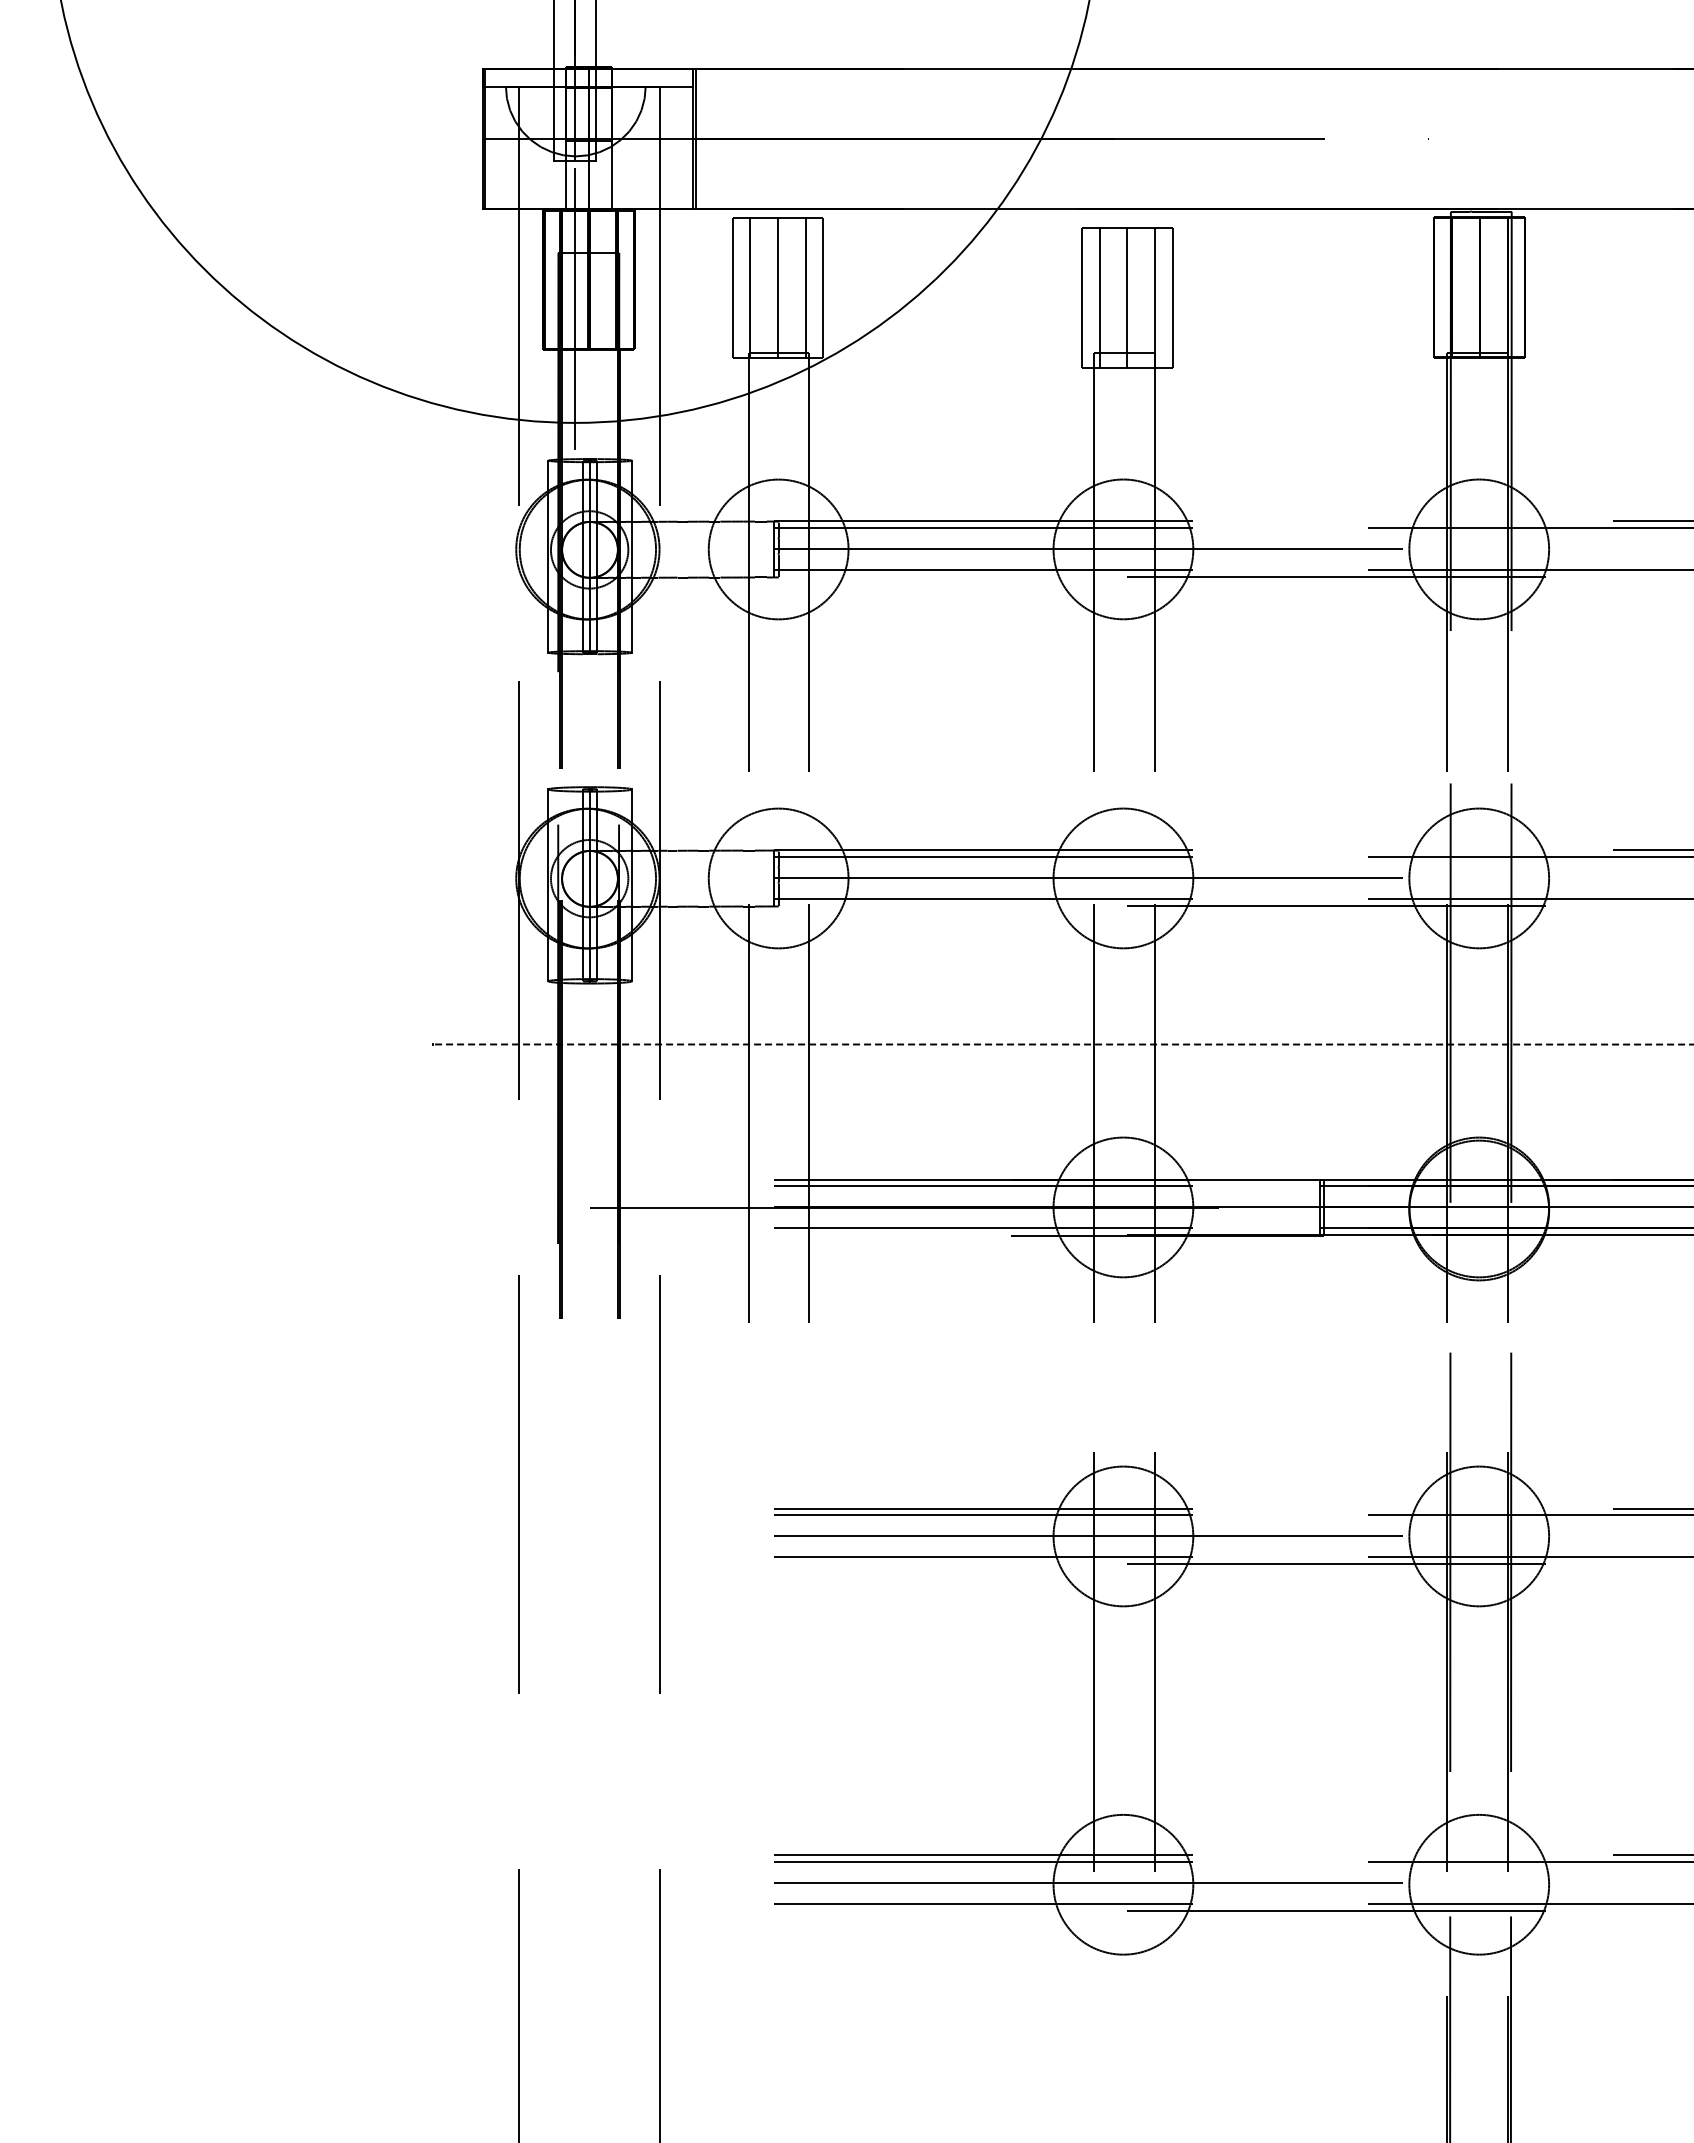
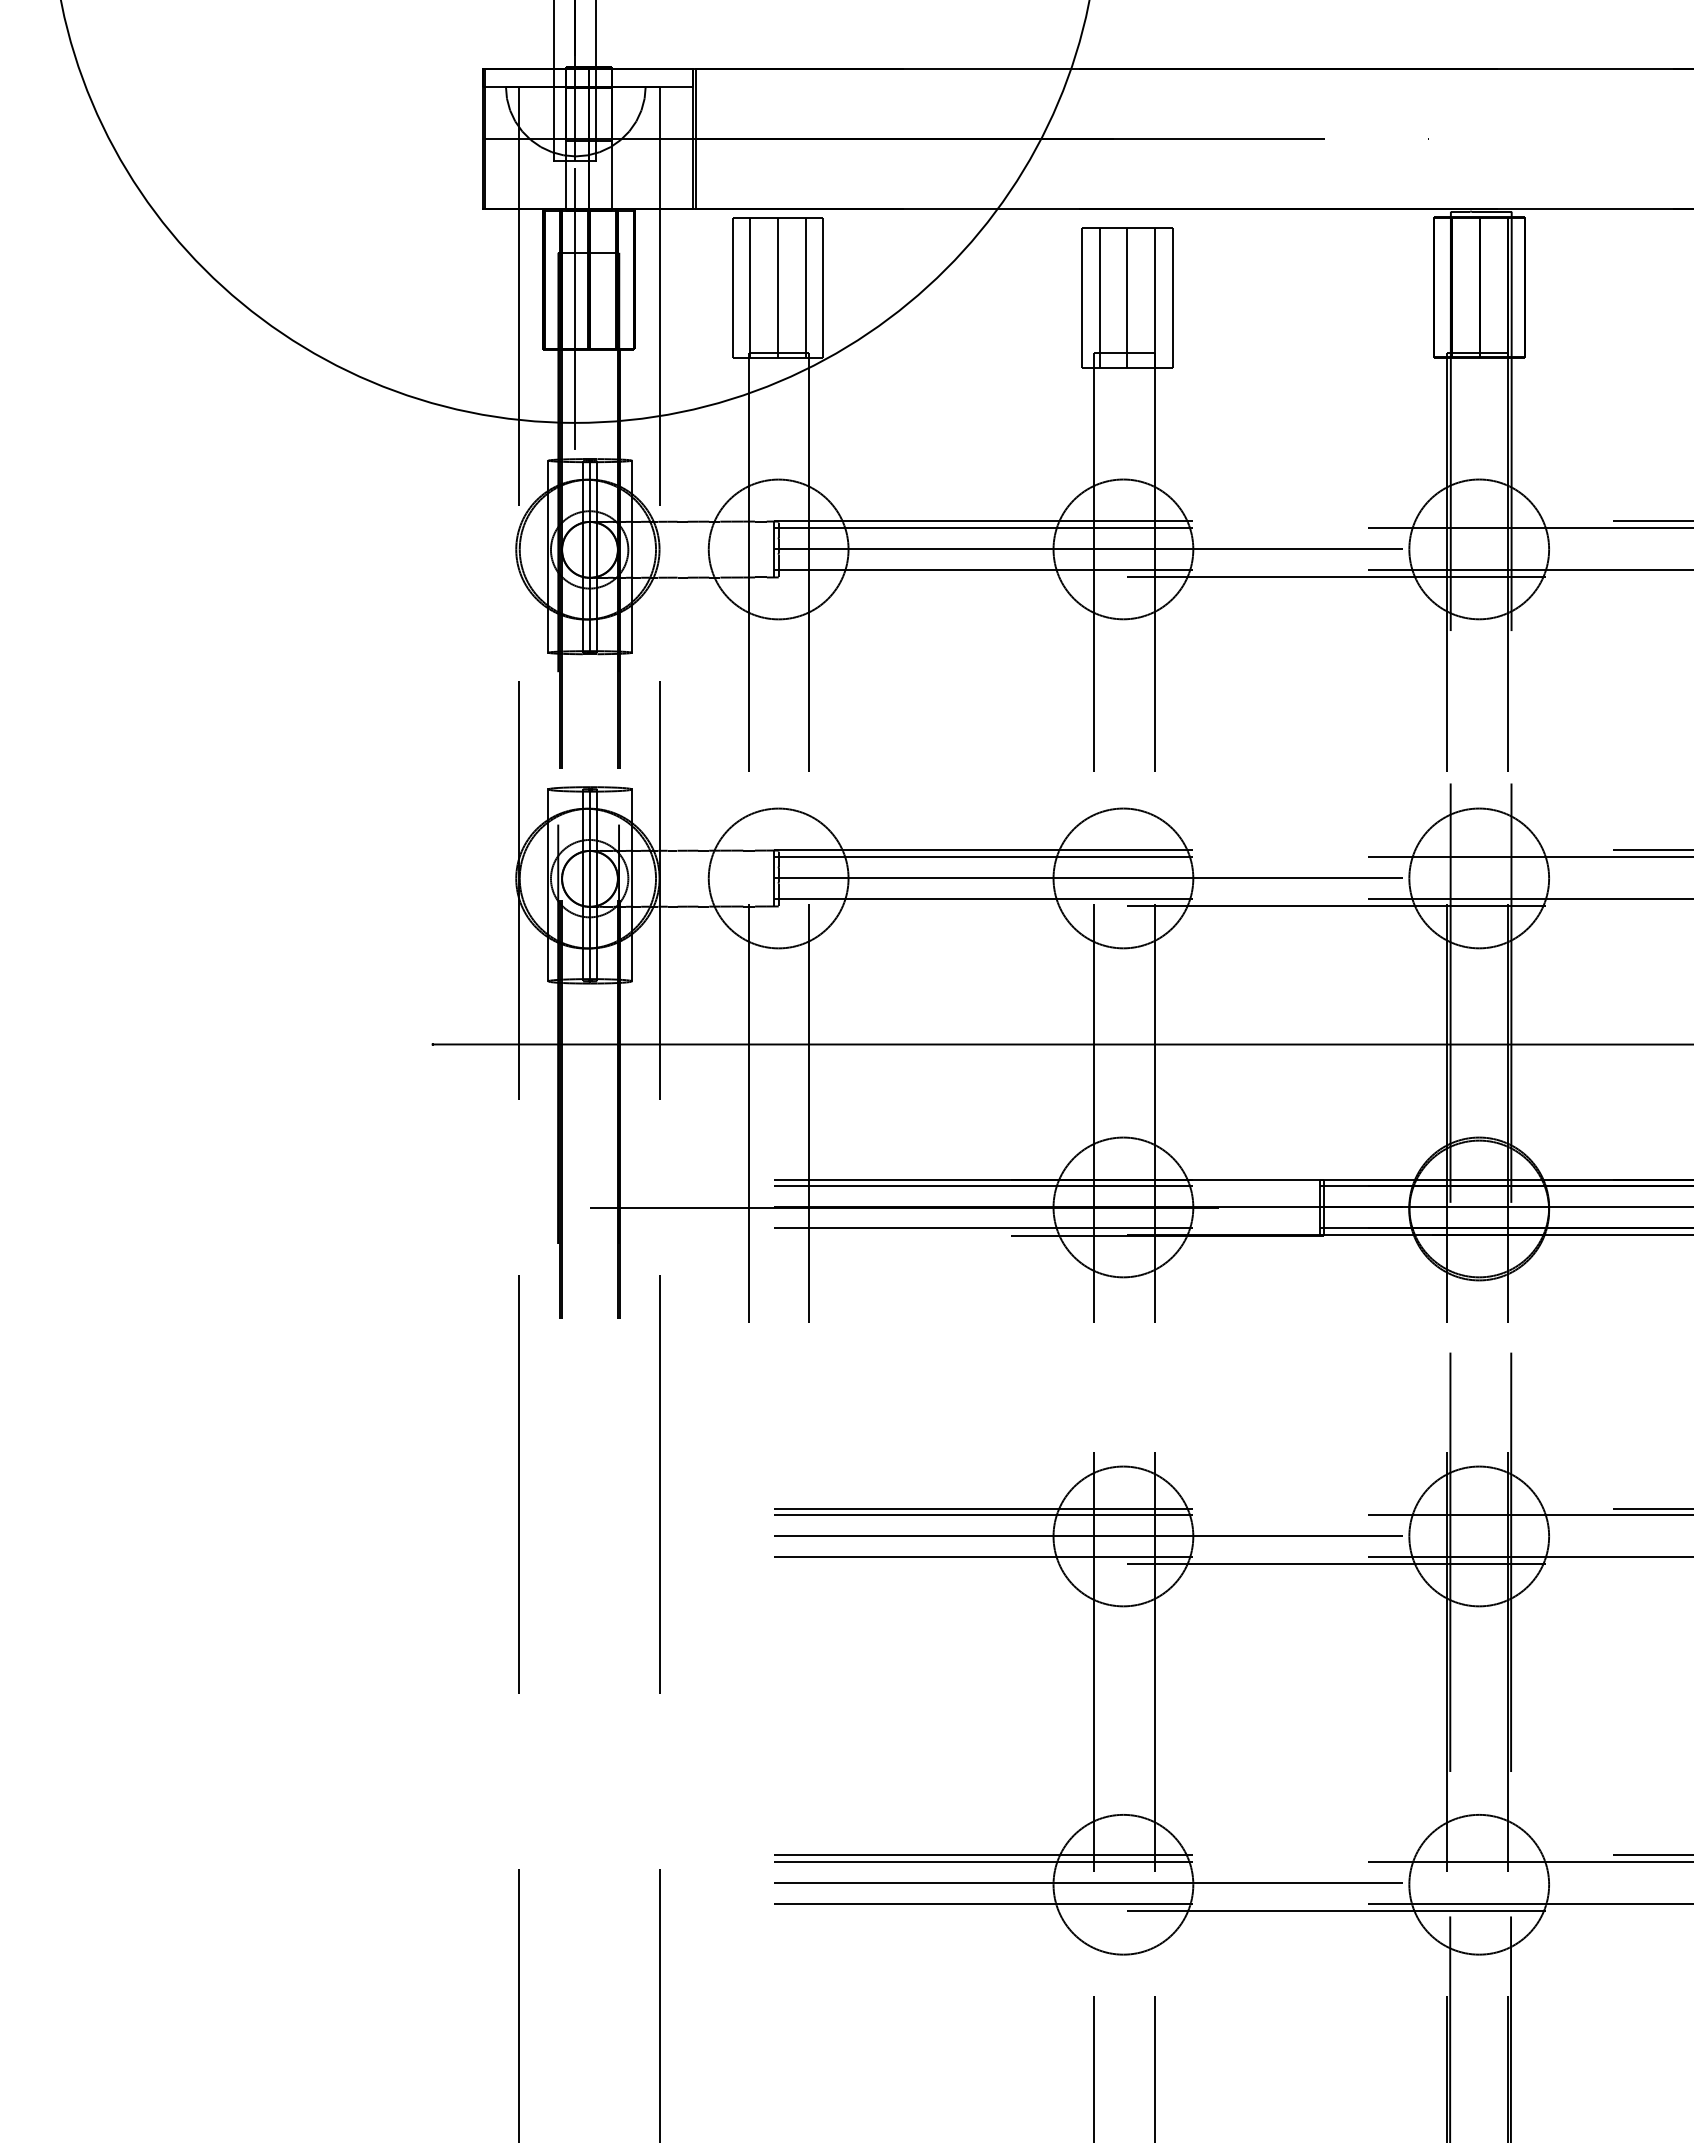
line: dashed -> solid (1062, 1044)
line: none -> present (1094, 2067)
line: none -> present (1155, 2067)
